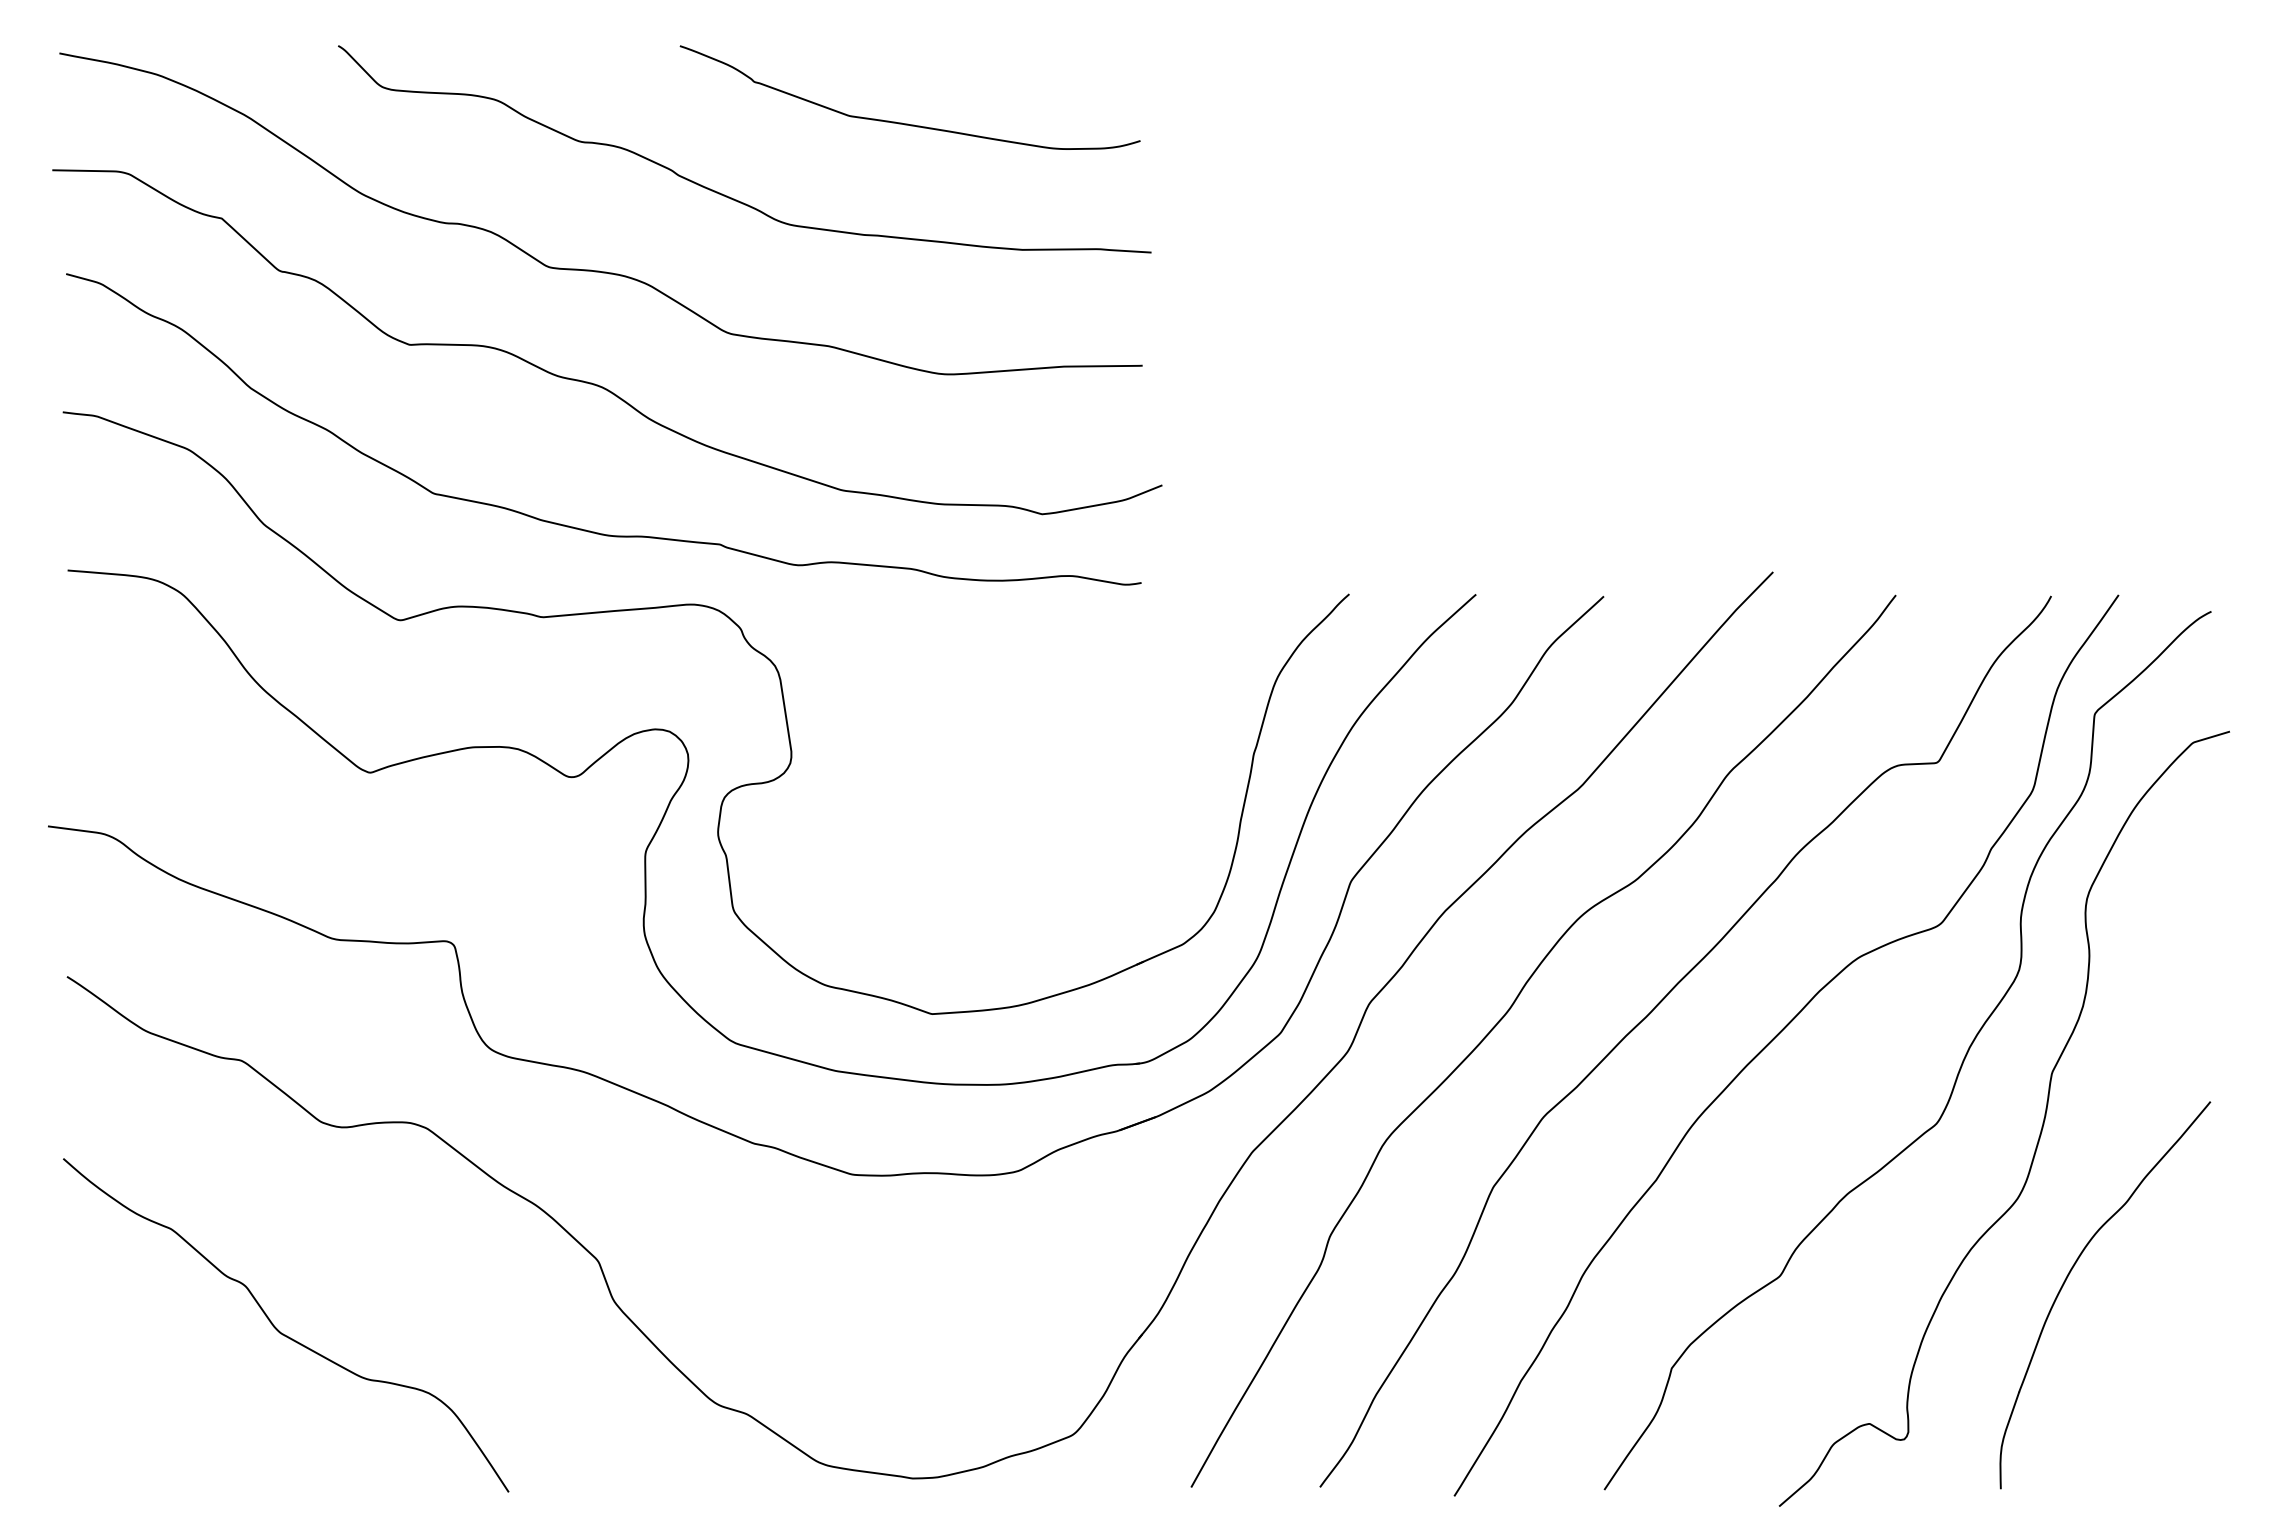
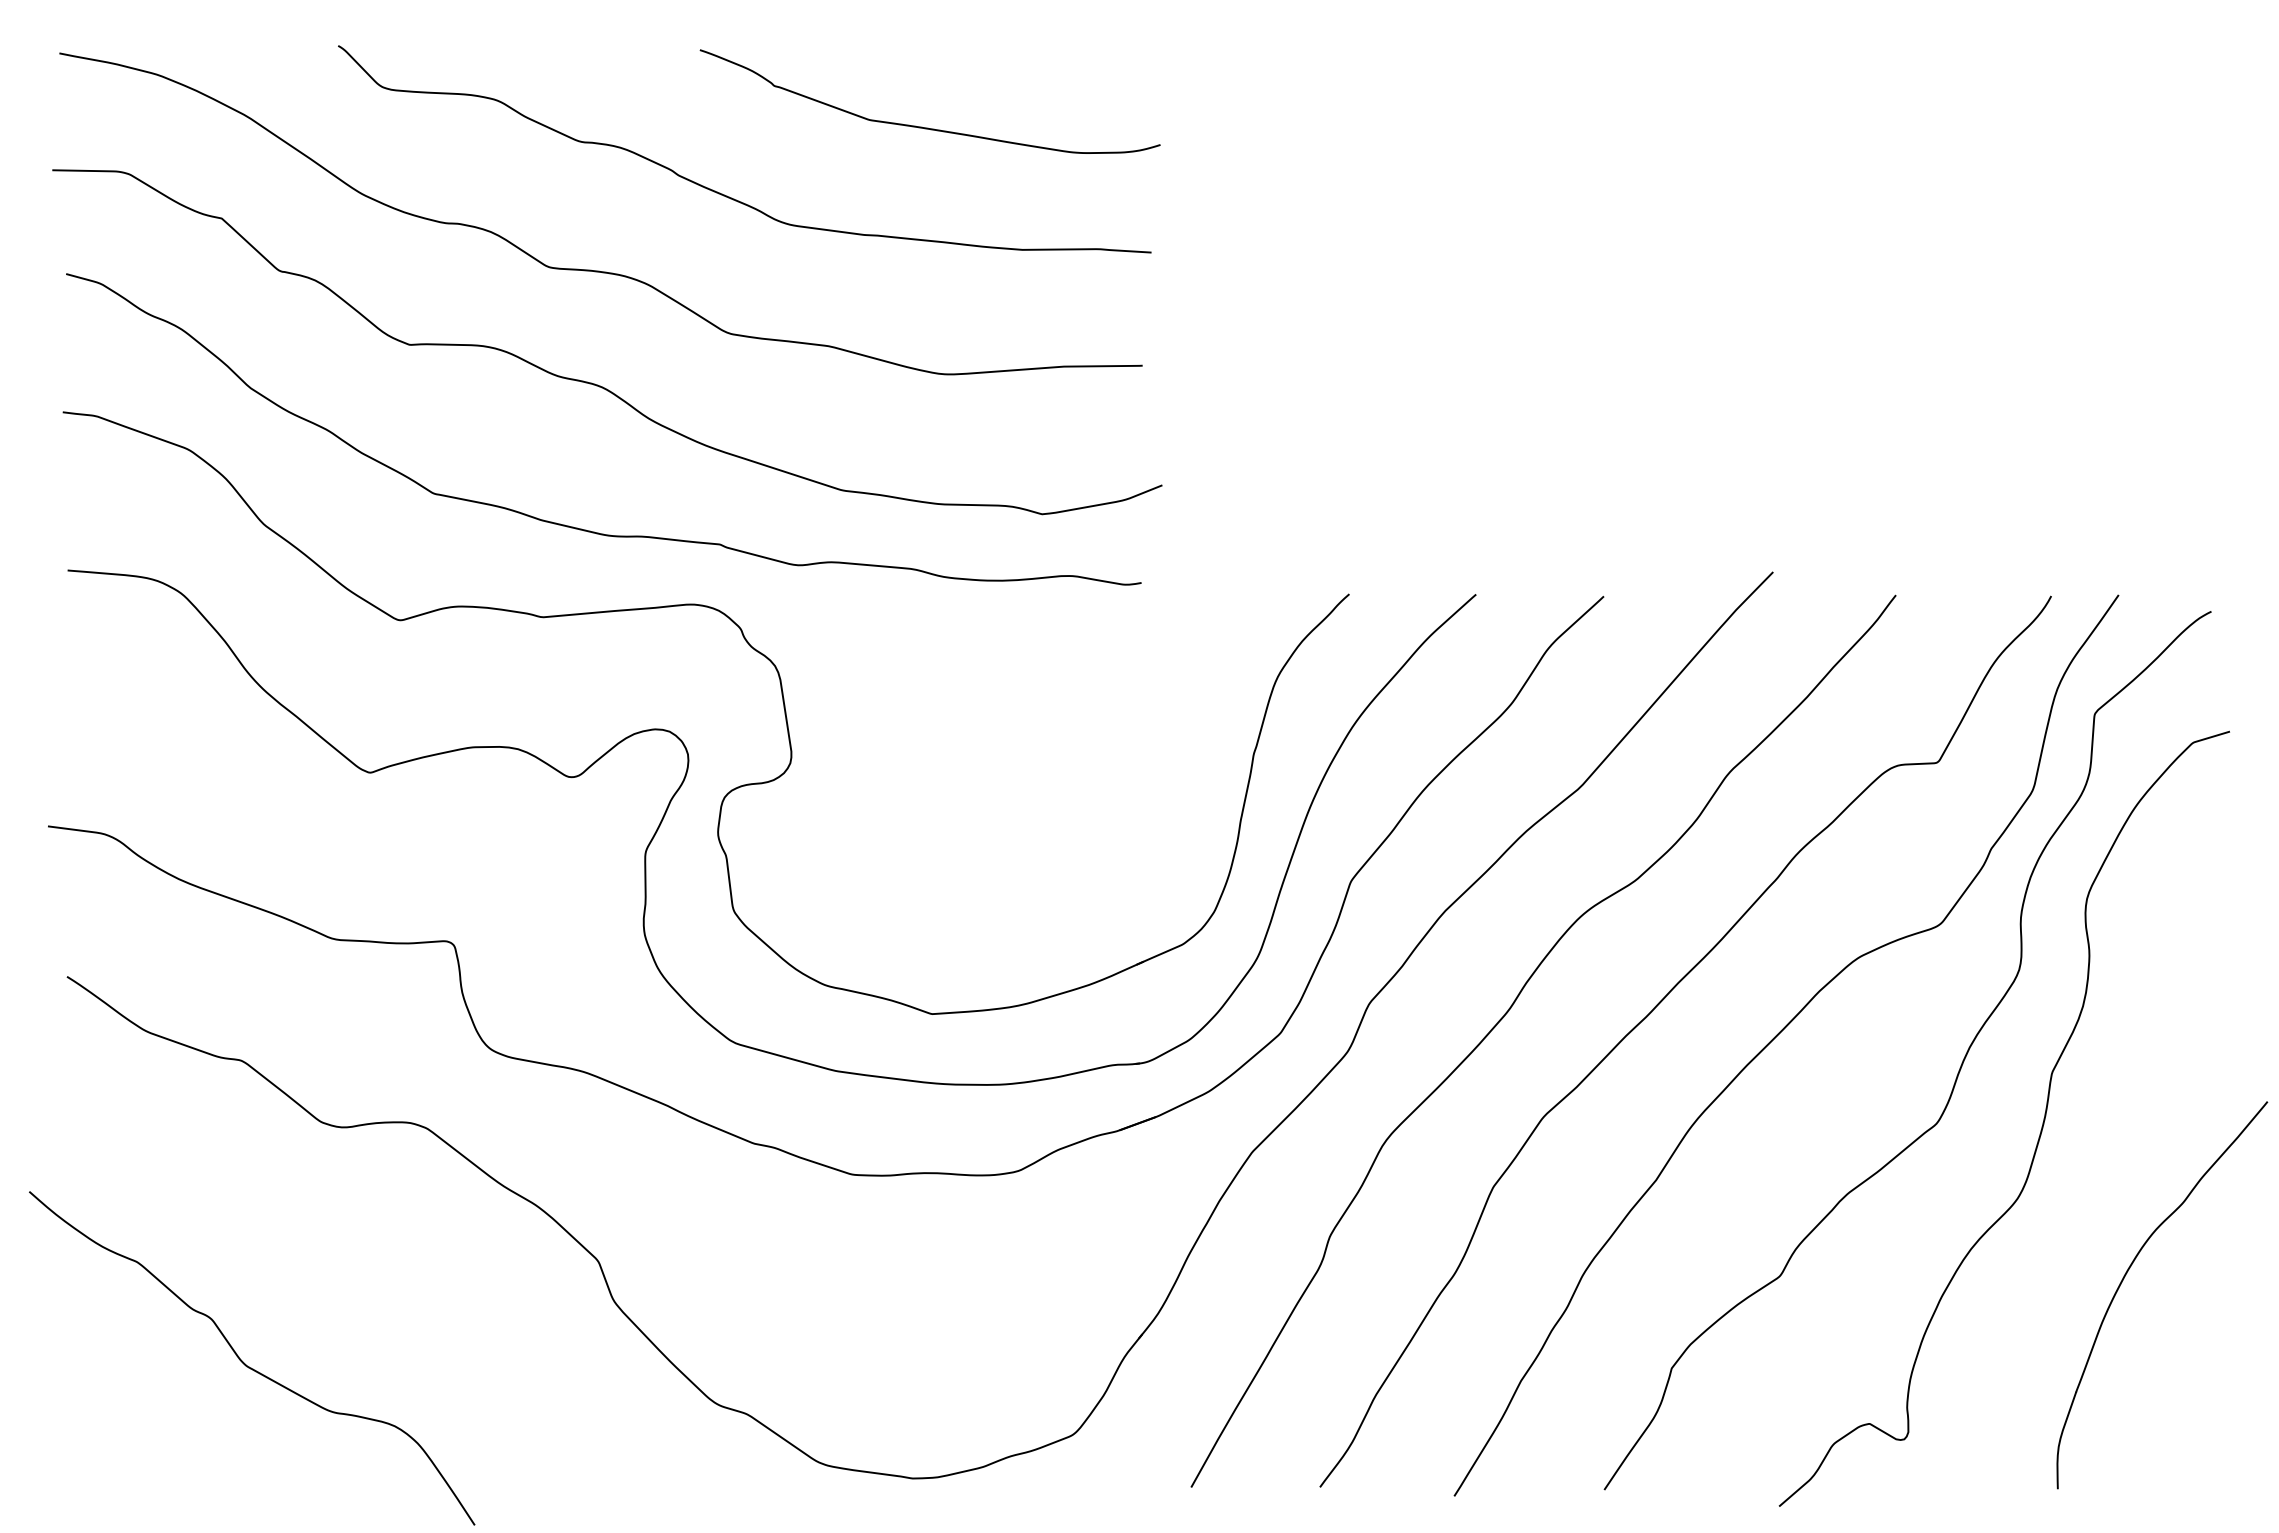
curve position: (902, 122) -> (922, 126) (922, 126)
curve position: (2069, 1275) -> (2126, 1275) (2126, 1275)
curve position: (280, 1331) -> (246, 1364) (246, 1364)
